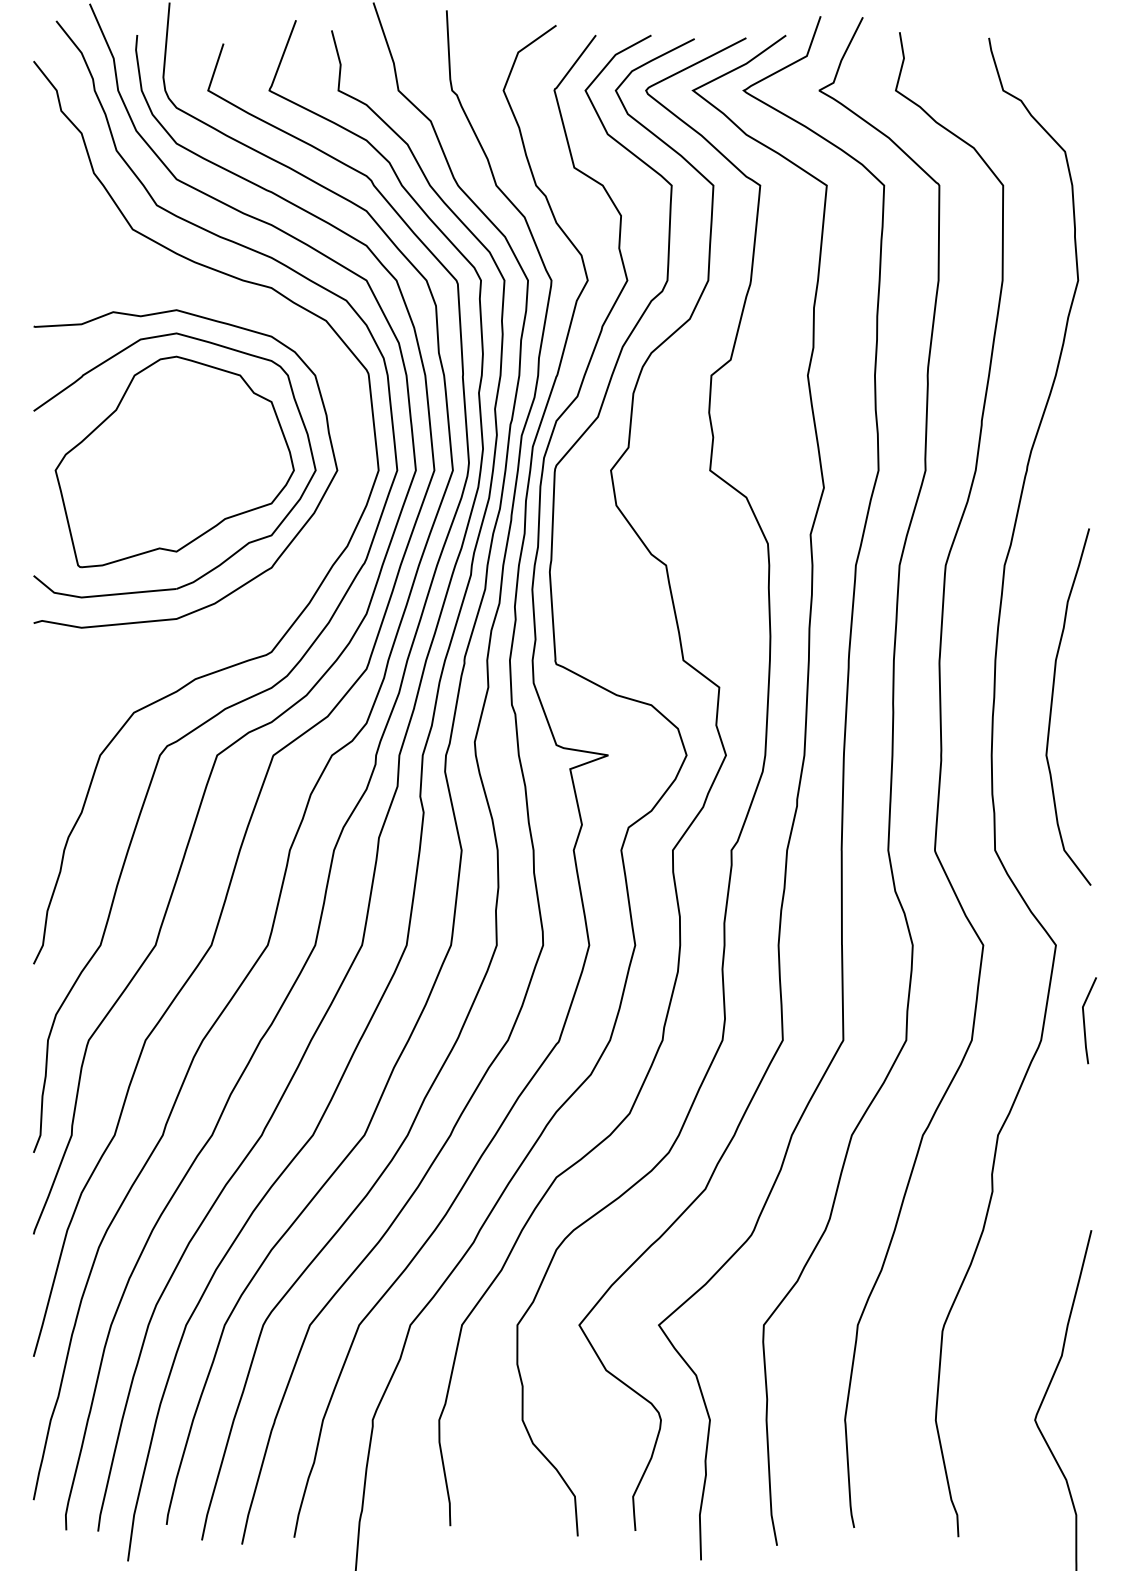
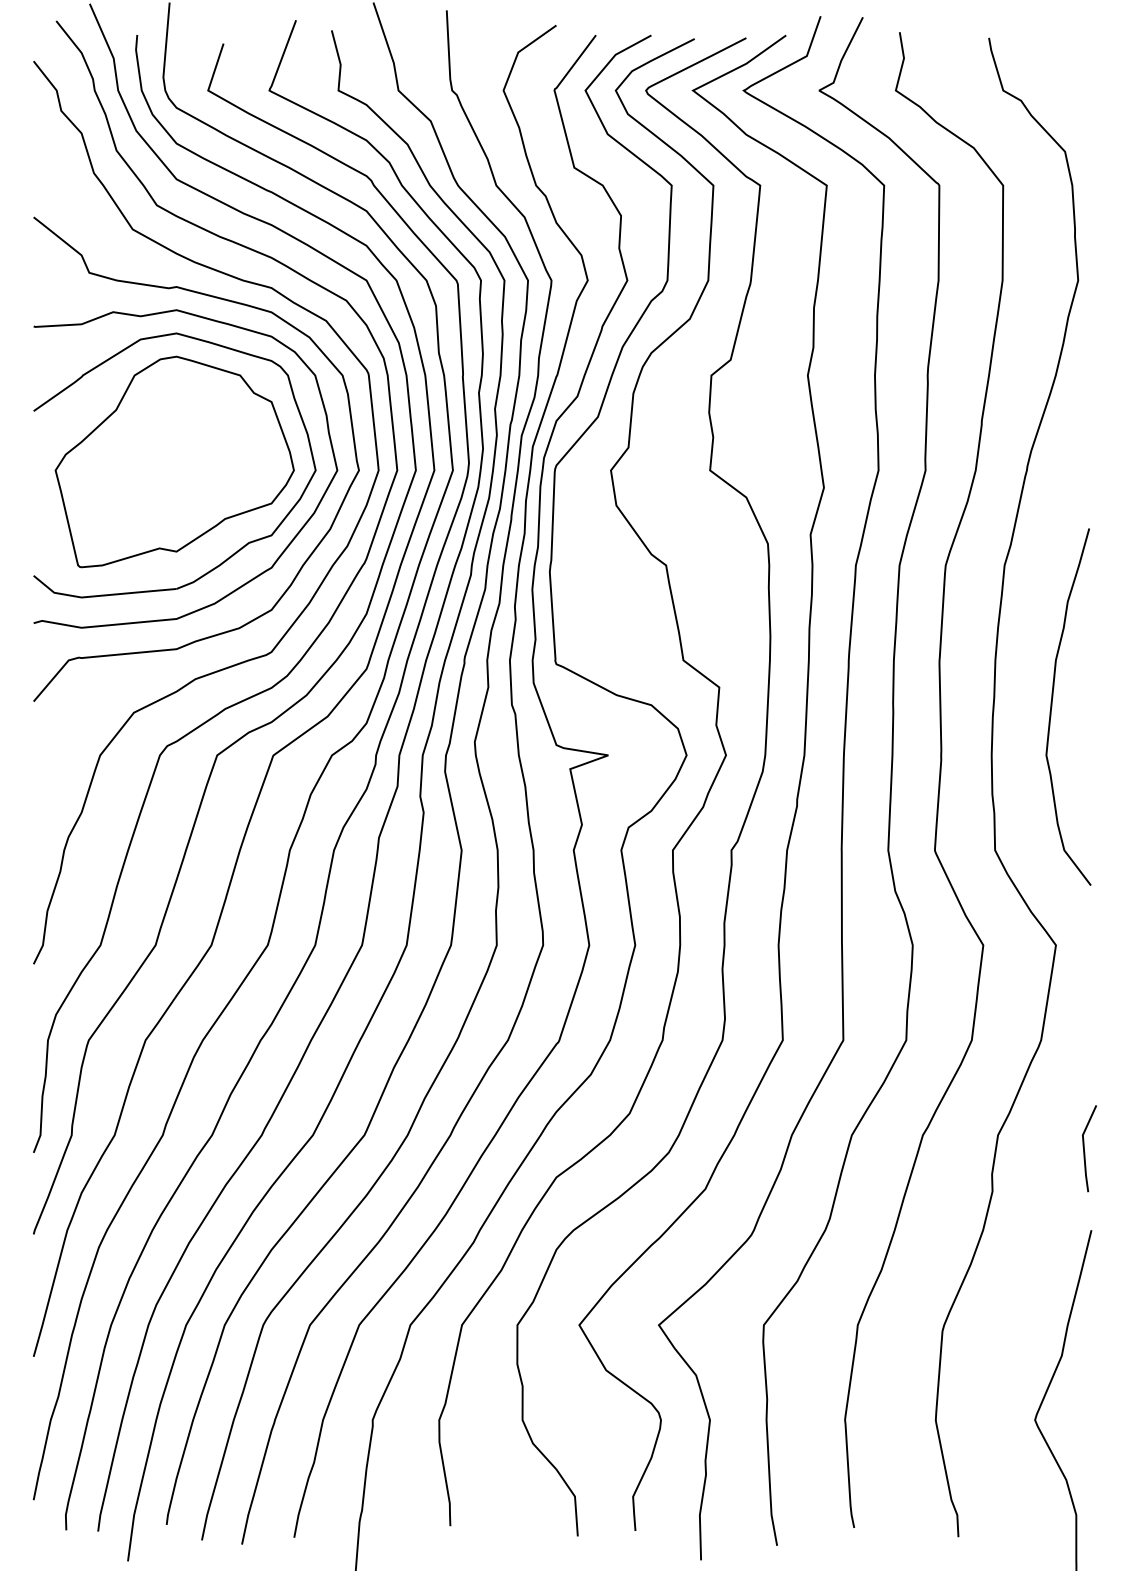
curve: none -> present (316, 545)
line position: (1084, 1020) -> (1084, 1148) (1084, 1148)
